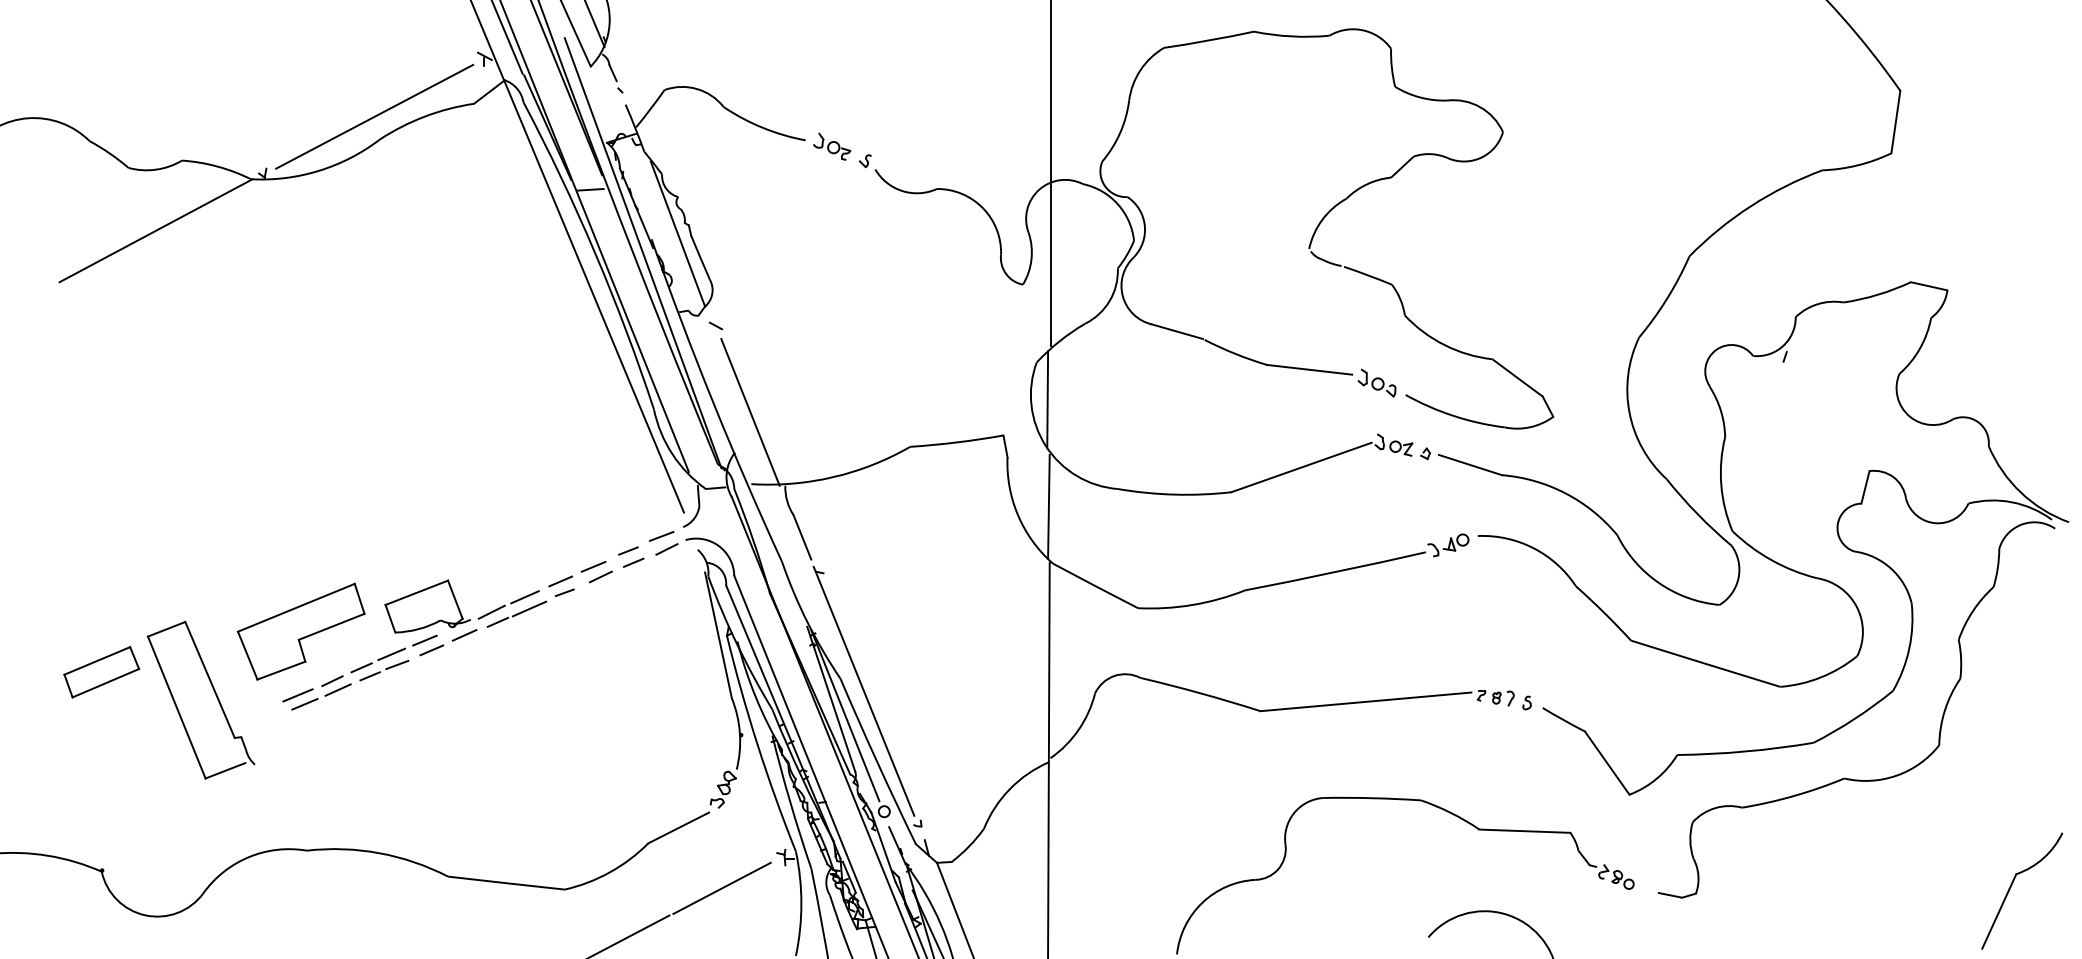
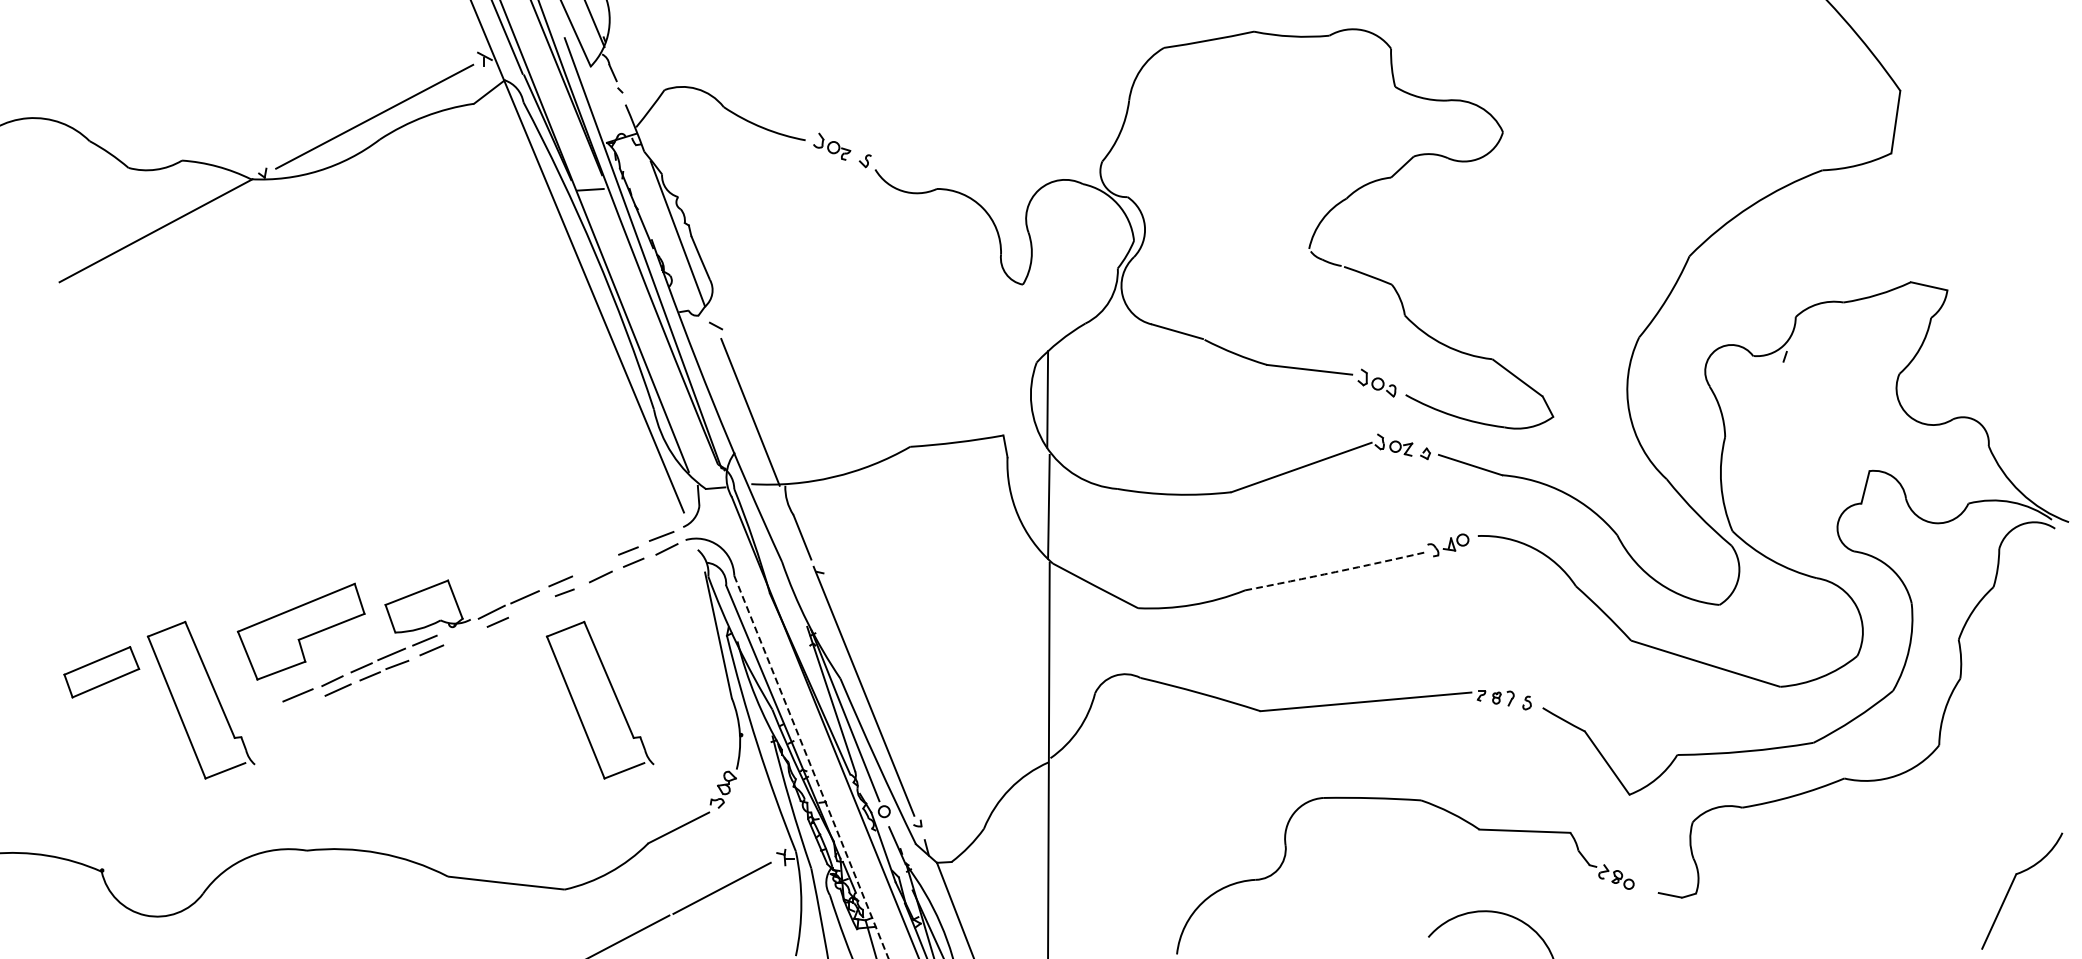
line: present -> none (1051, 174)
line: present -> none (593, 566)
arc: solid -> dashed (1335, 572)
line: present -> none (529, 608)
line: present -> none (464, 635)
part: none -> present (613, 693)
line: present -> none (304, 704)
line: solid -> dashed (811, 767)
